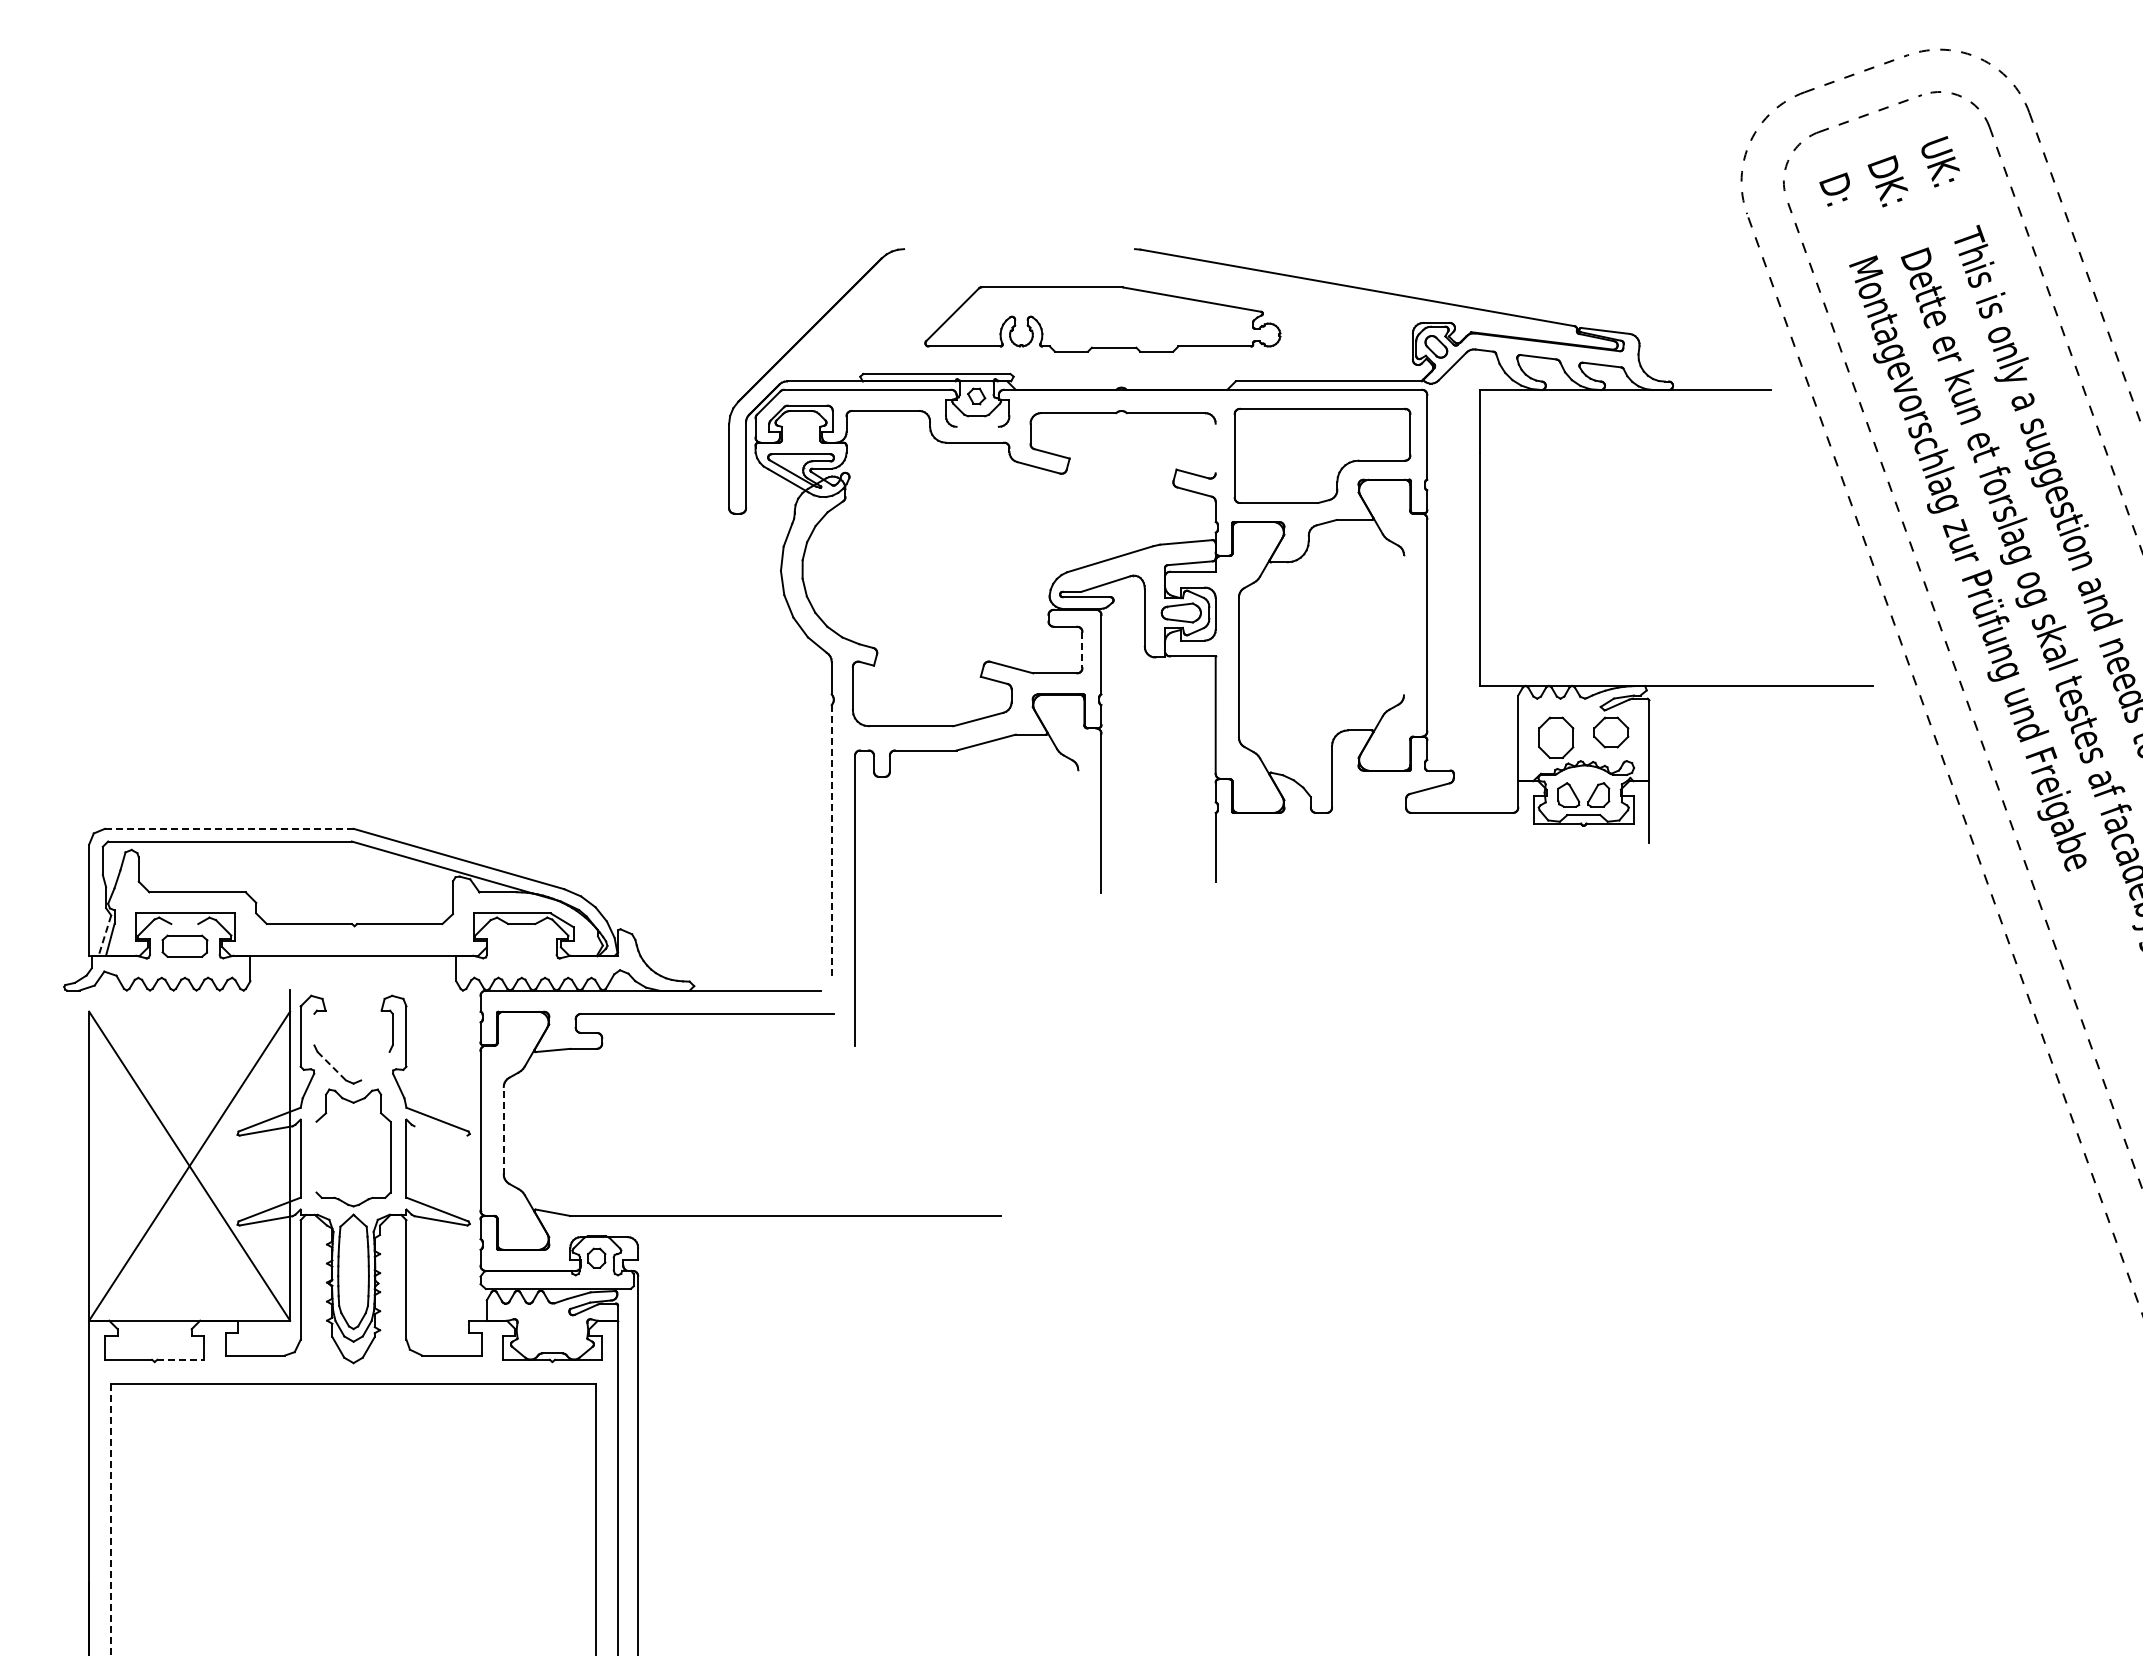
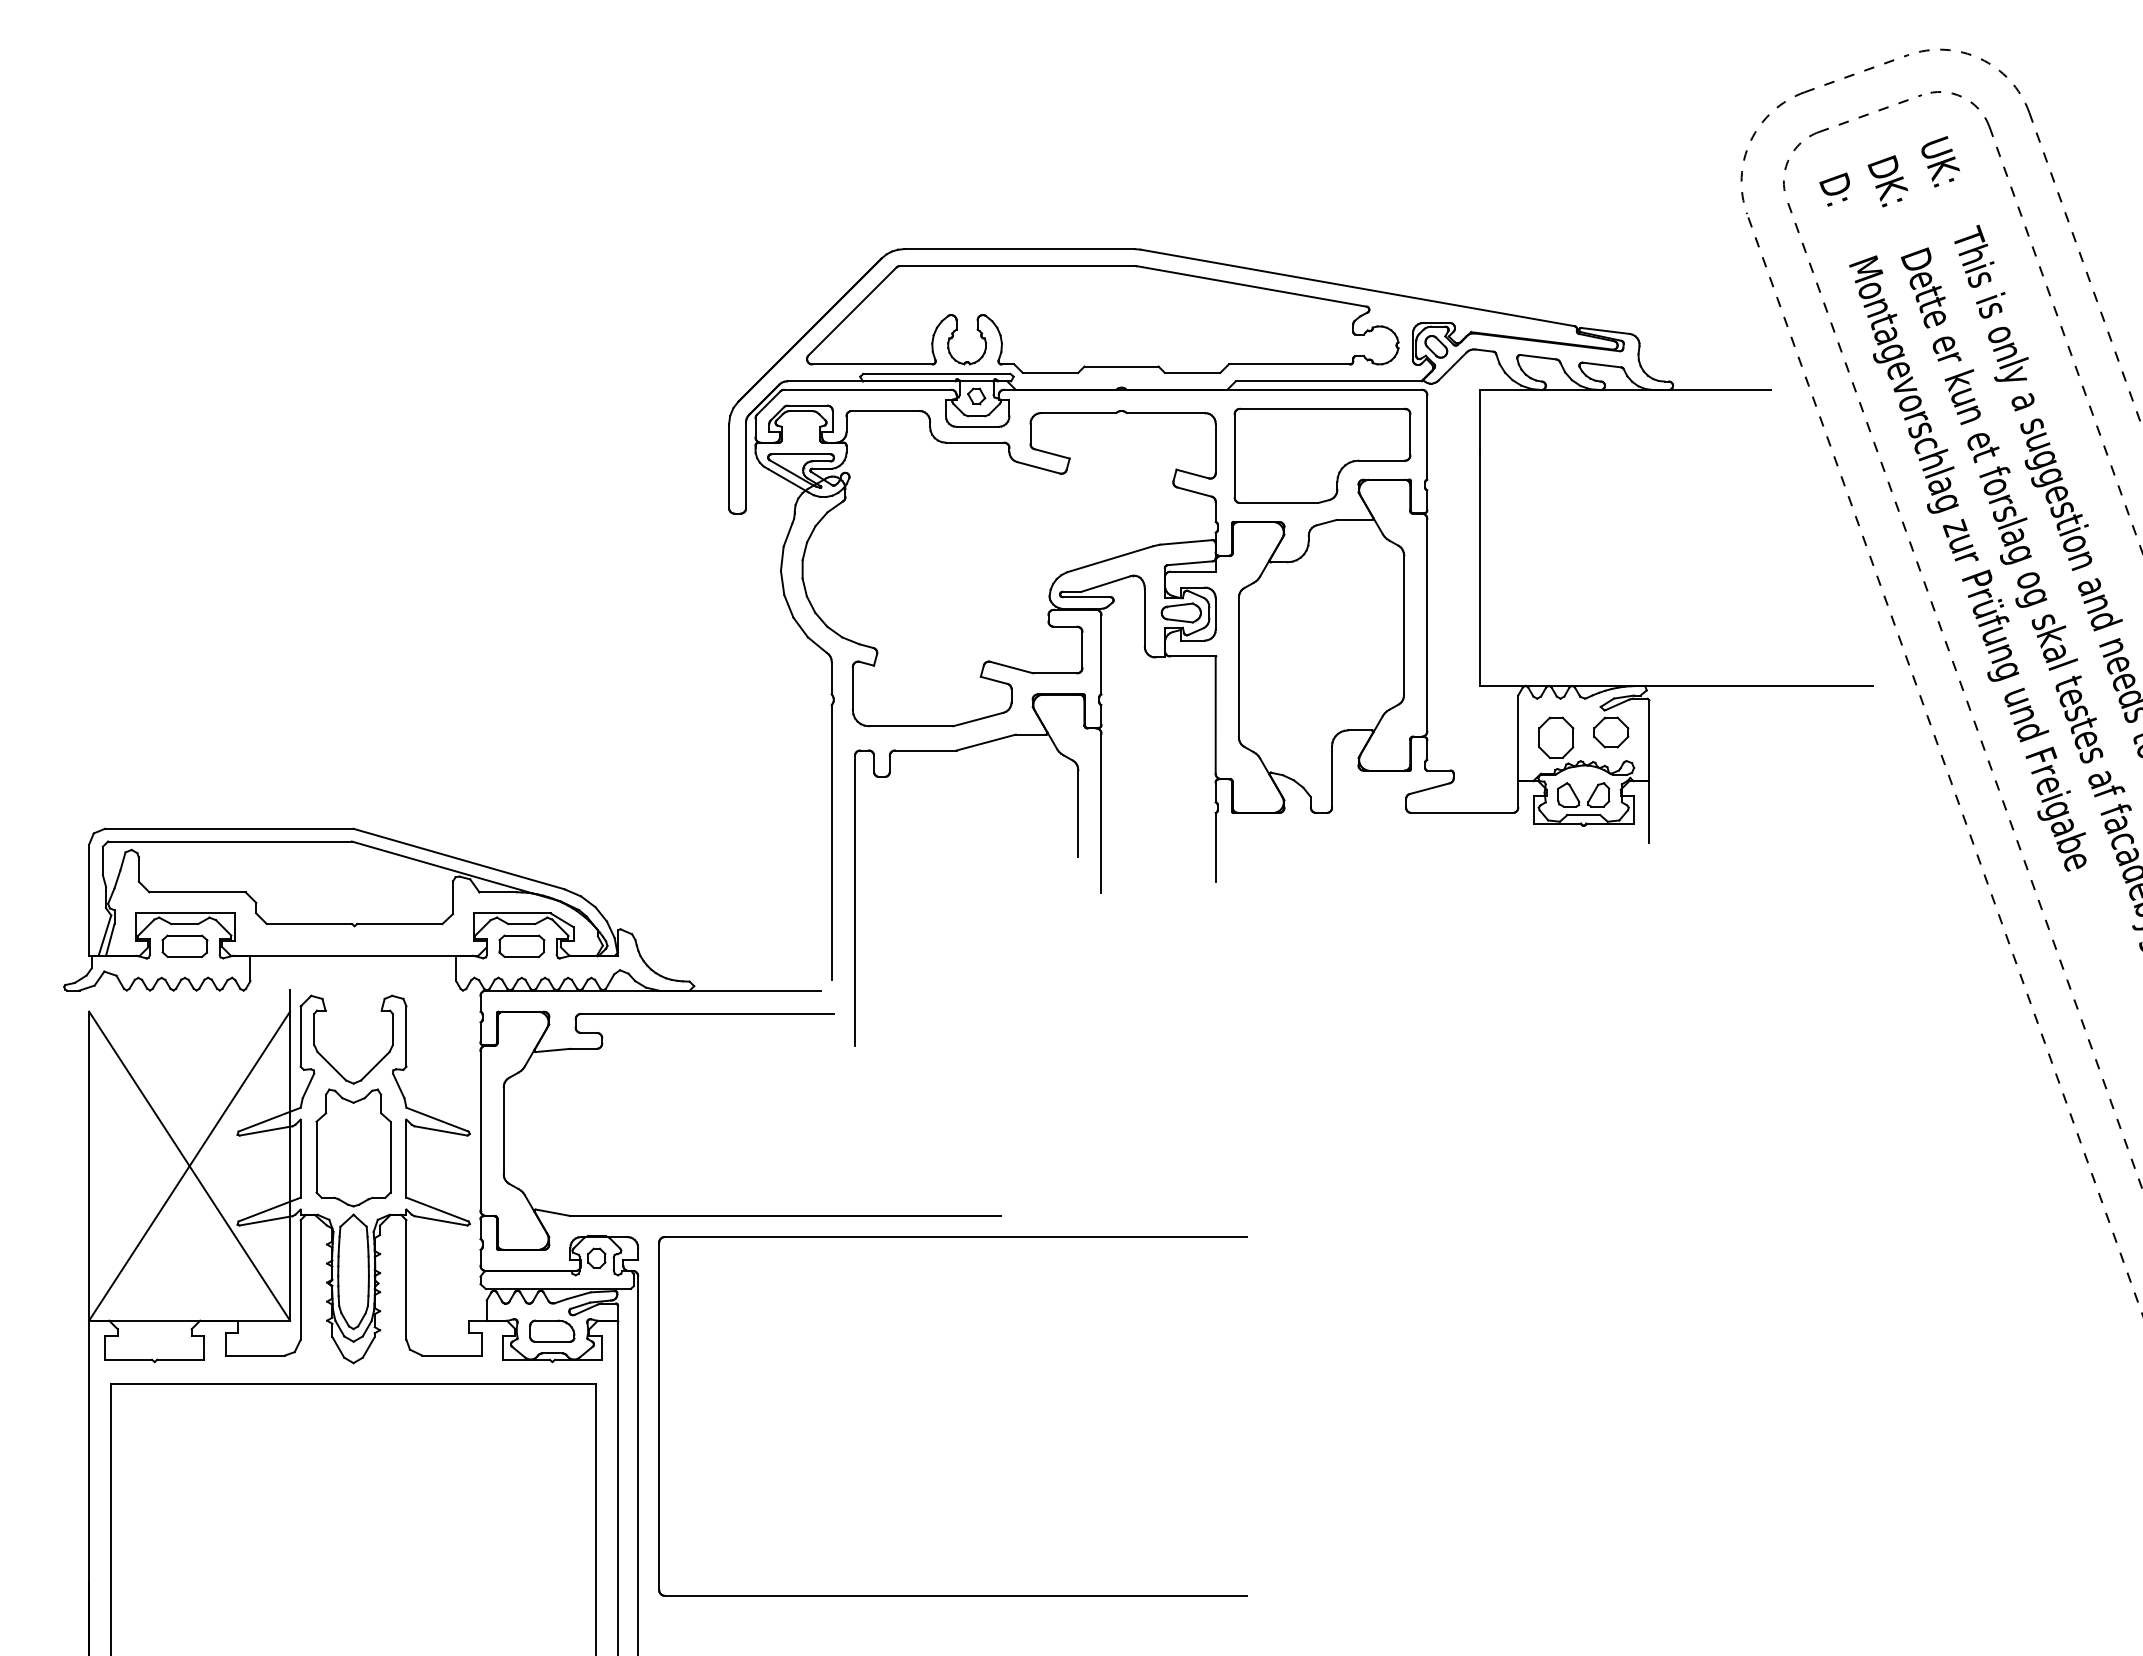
line: none -> present (1019, 249)
part size: 358x67 px -> 594x109 px (1102, 319)
line: none -> present (977, 426)
line: none -> present (1215, 448)
line: none -> present (1403, 624)
line: dashed -> solid (1082, 650)
line: none -> present (1078, 813)
line: dashed -> solid (229, 828)
line: dashed -> solid (831, 842)
line: none -> present (184, 924)
line: dashed -> solid (104, 936)
part: none -> present (521, 945)
line: none -> present (314, 1029)
line: none -> present (375, 1065)
line: dashed -> solid (332, 1066)
line: none -> present (440, 1130)
line: dashed -> solid (503, 1130)
line: none -> present (316, 1156)
part: none -> present (952, 1237)
part: none -> present (552, 1330)
line: dashed -> solid (180, 1359)
line: dashed -> solid (111, 1520)
